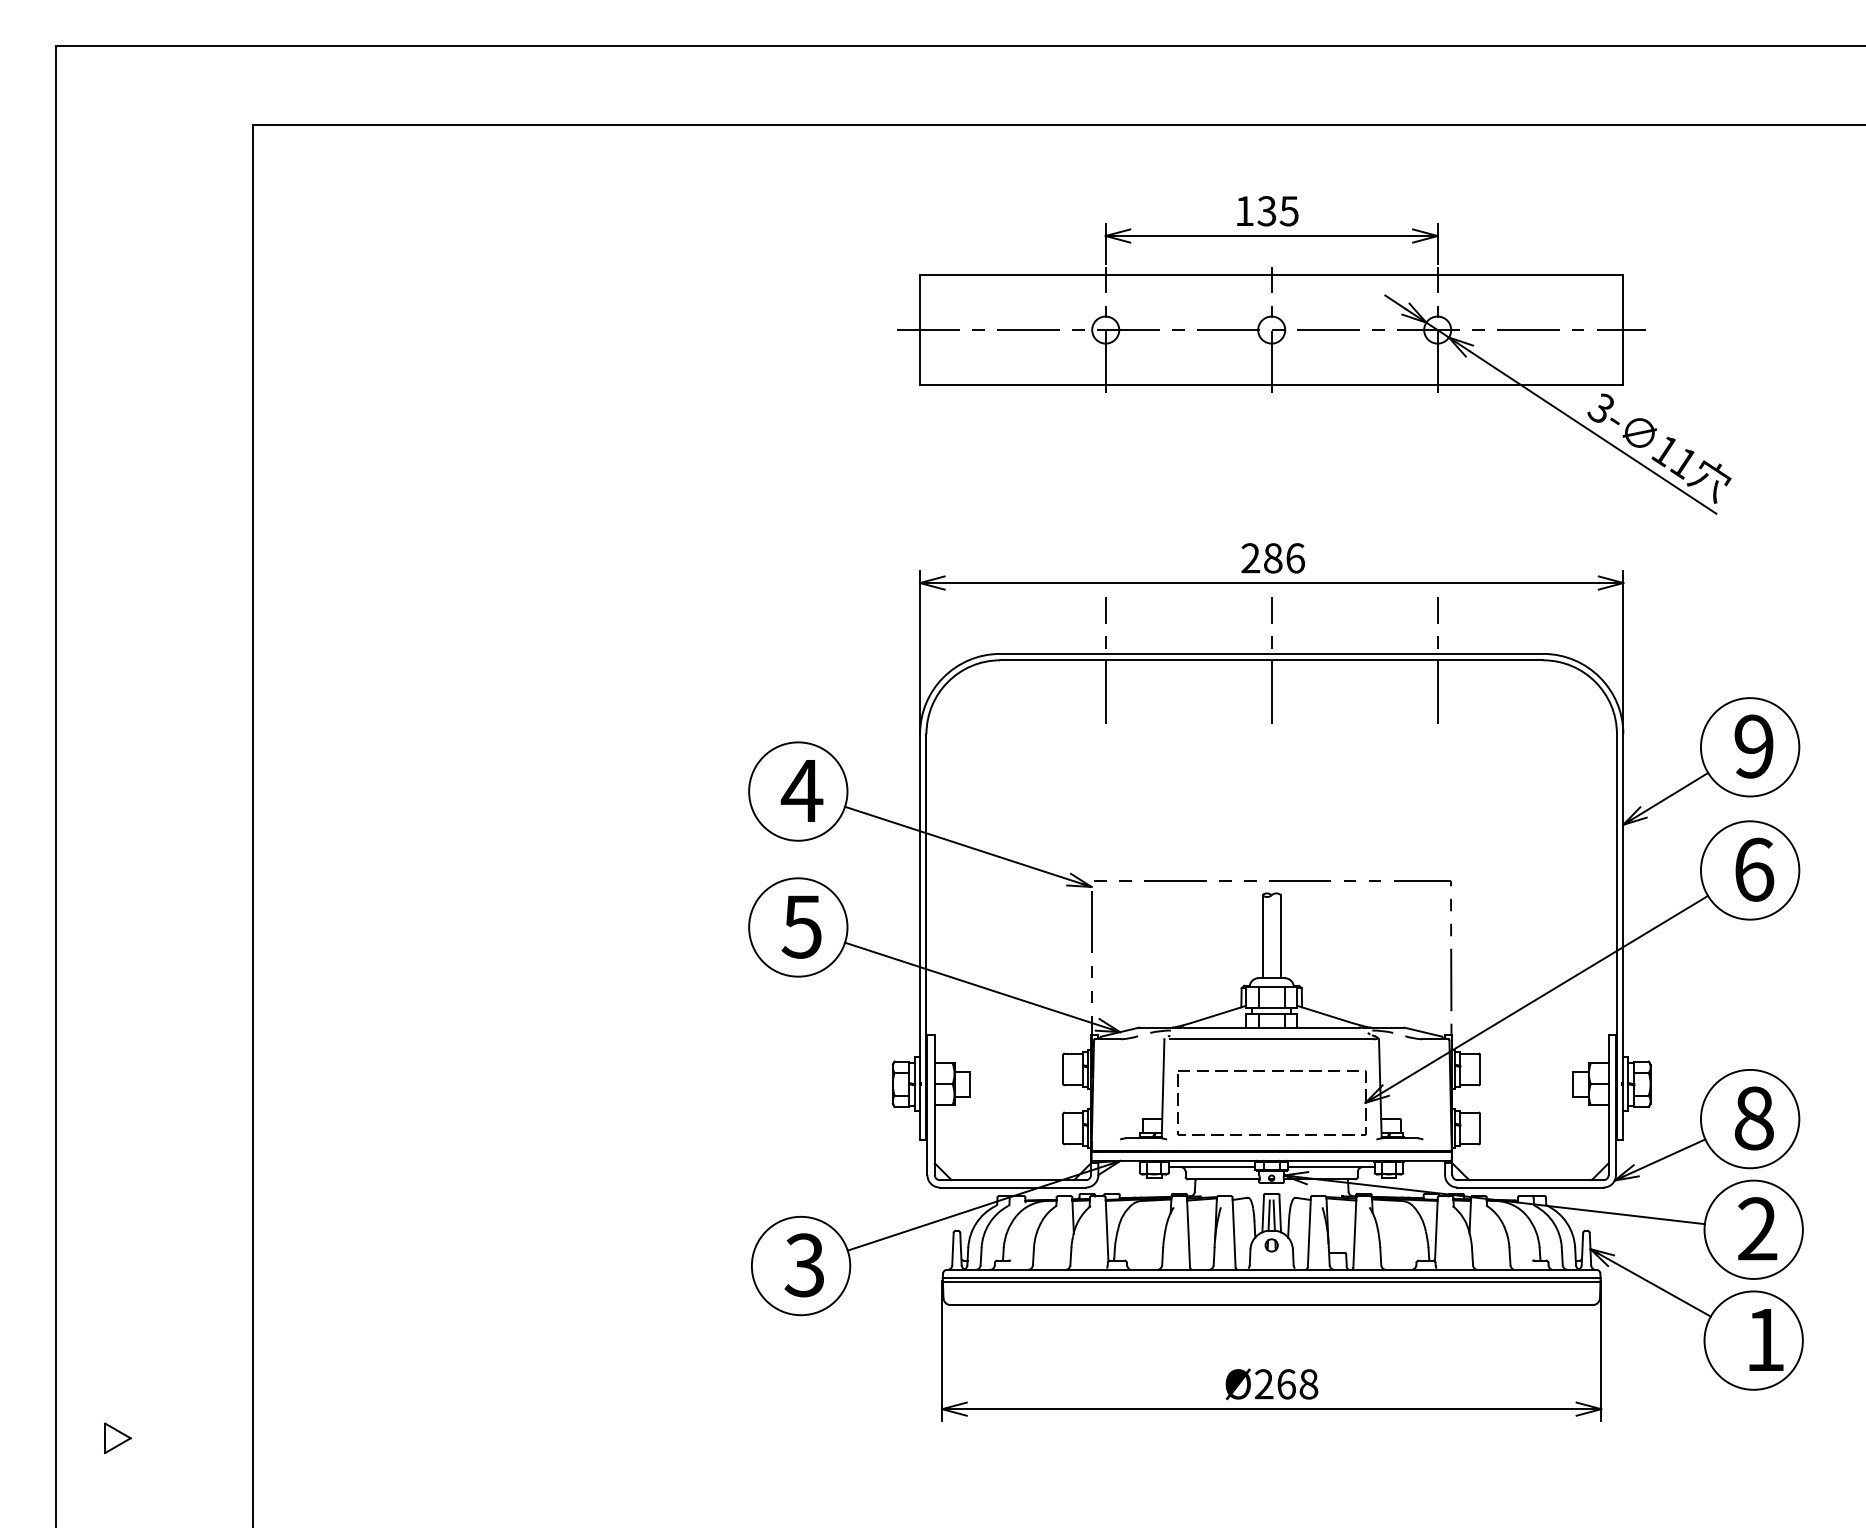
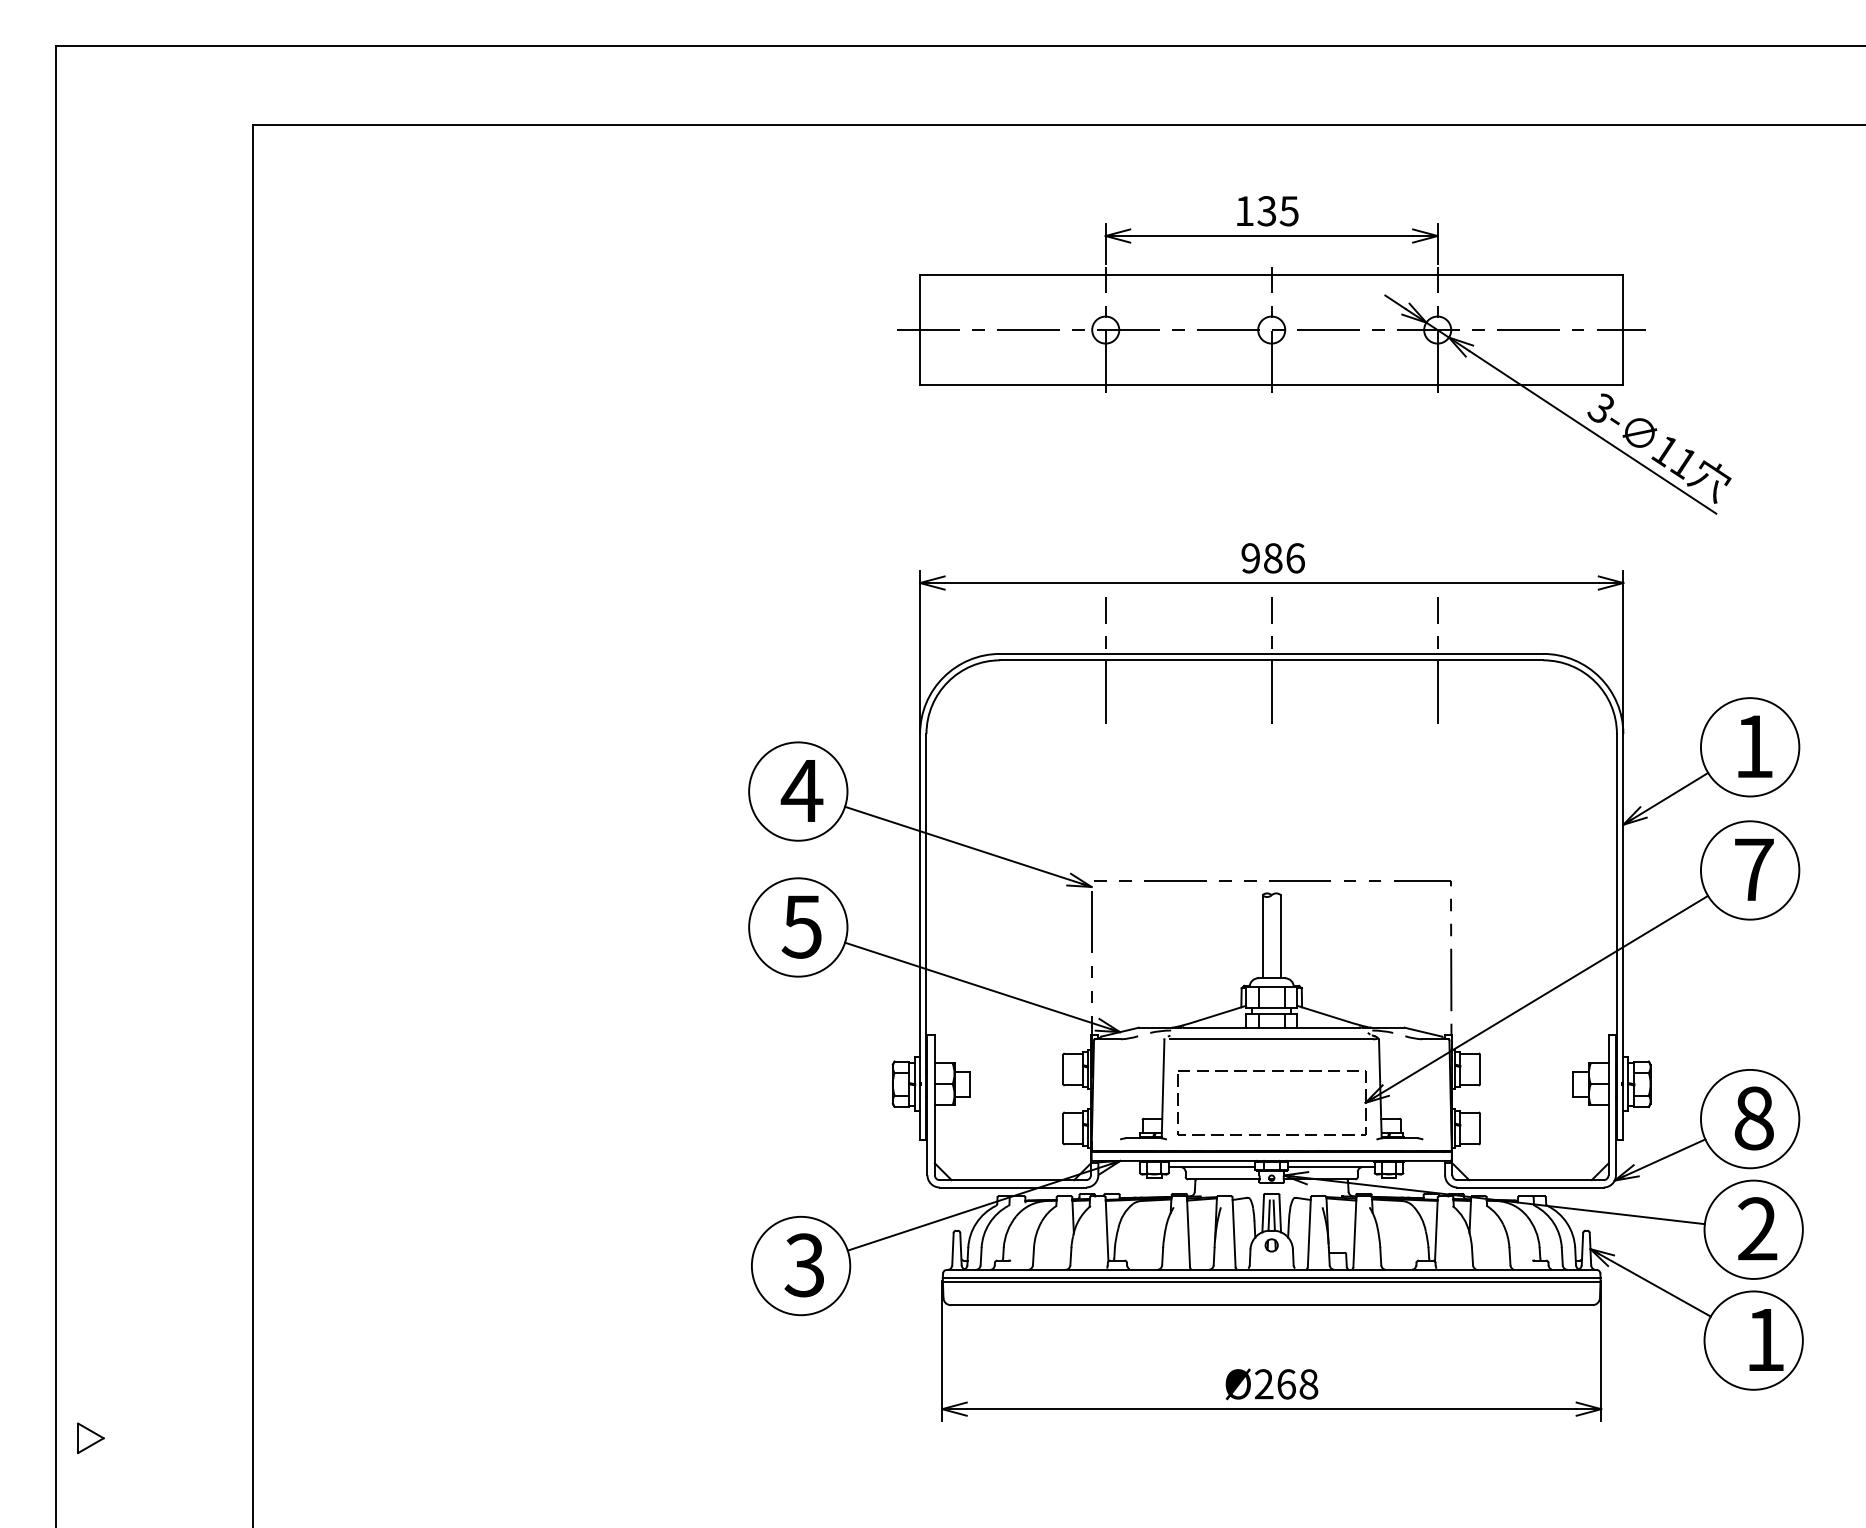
text: 286 -> 986 (1250, 558)
text: 9 -> 1 (1753, 746)
text: 6 -> 7 (1754, 869)
part position: (117, 1437) -> (90, 1437) (90, 1437)
